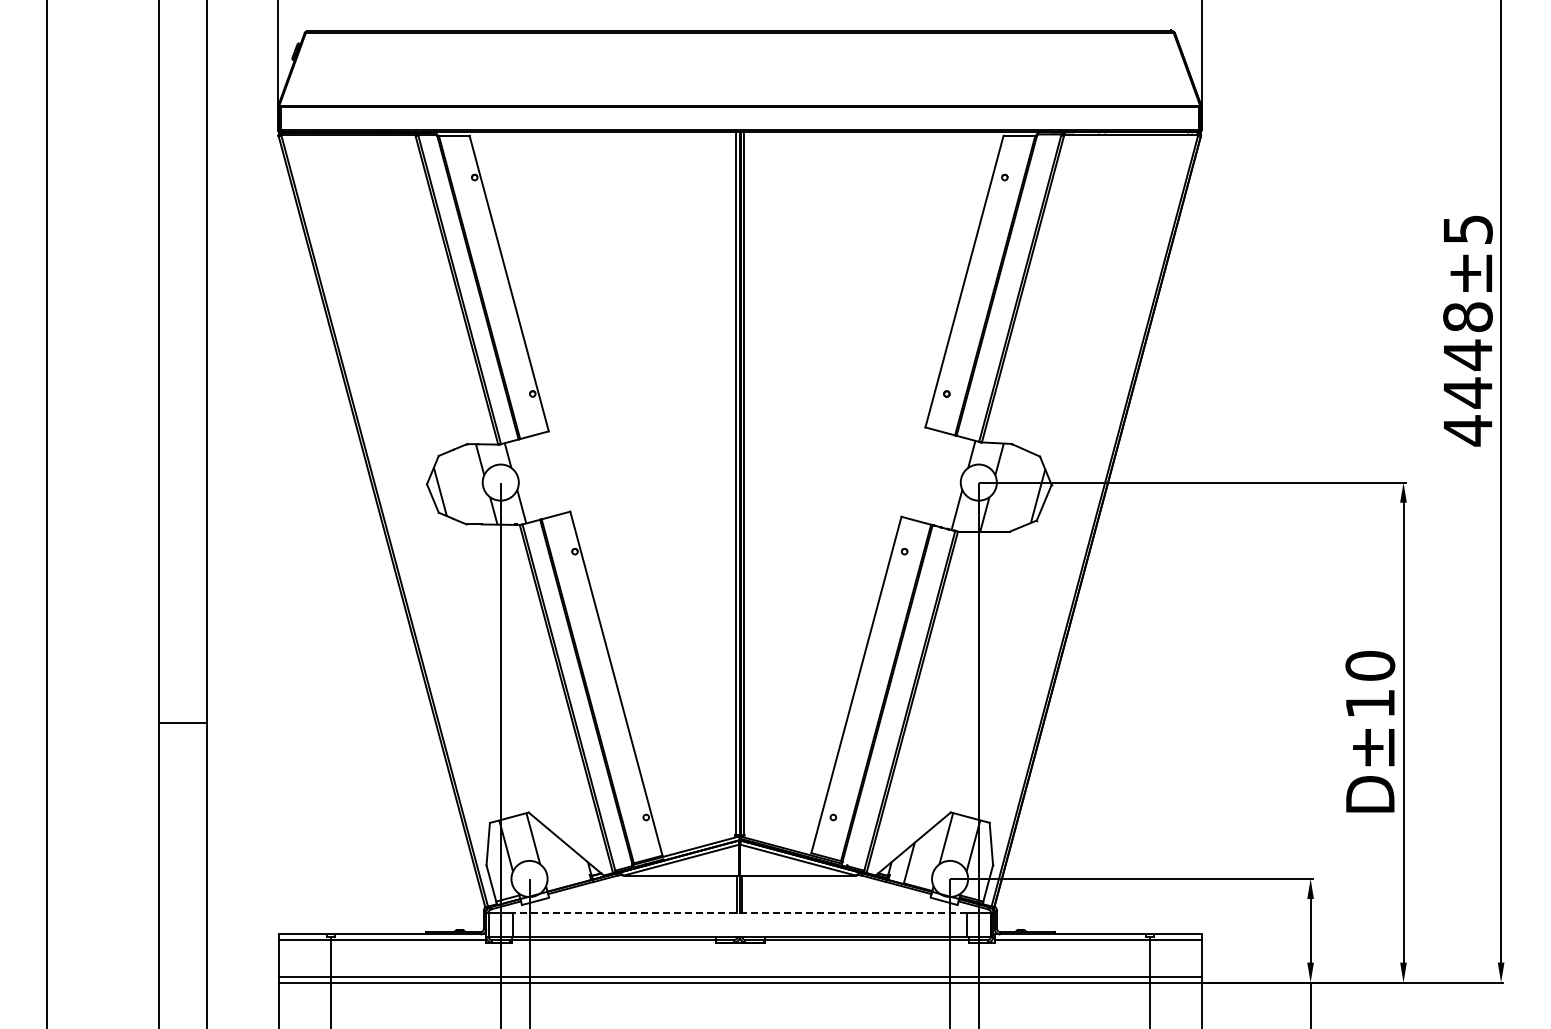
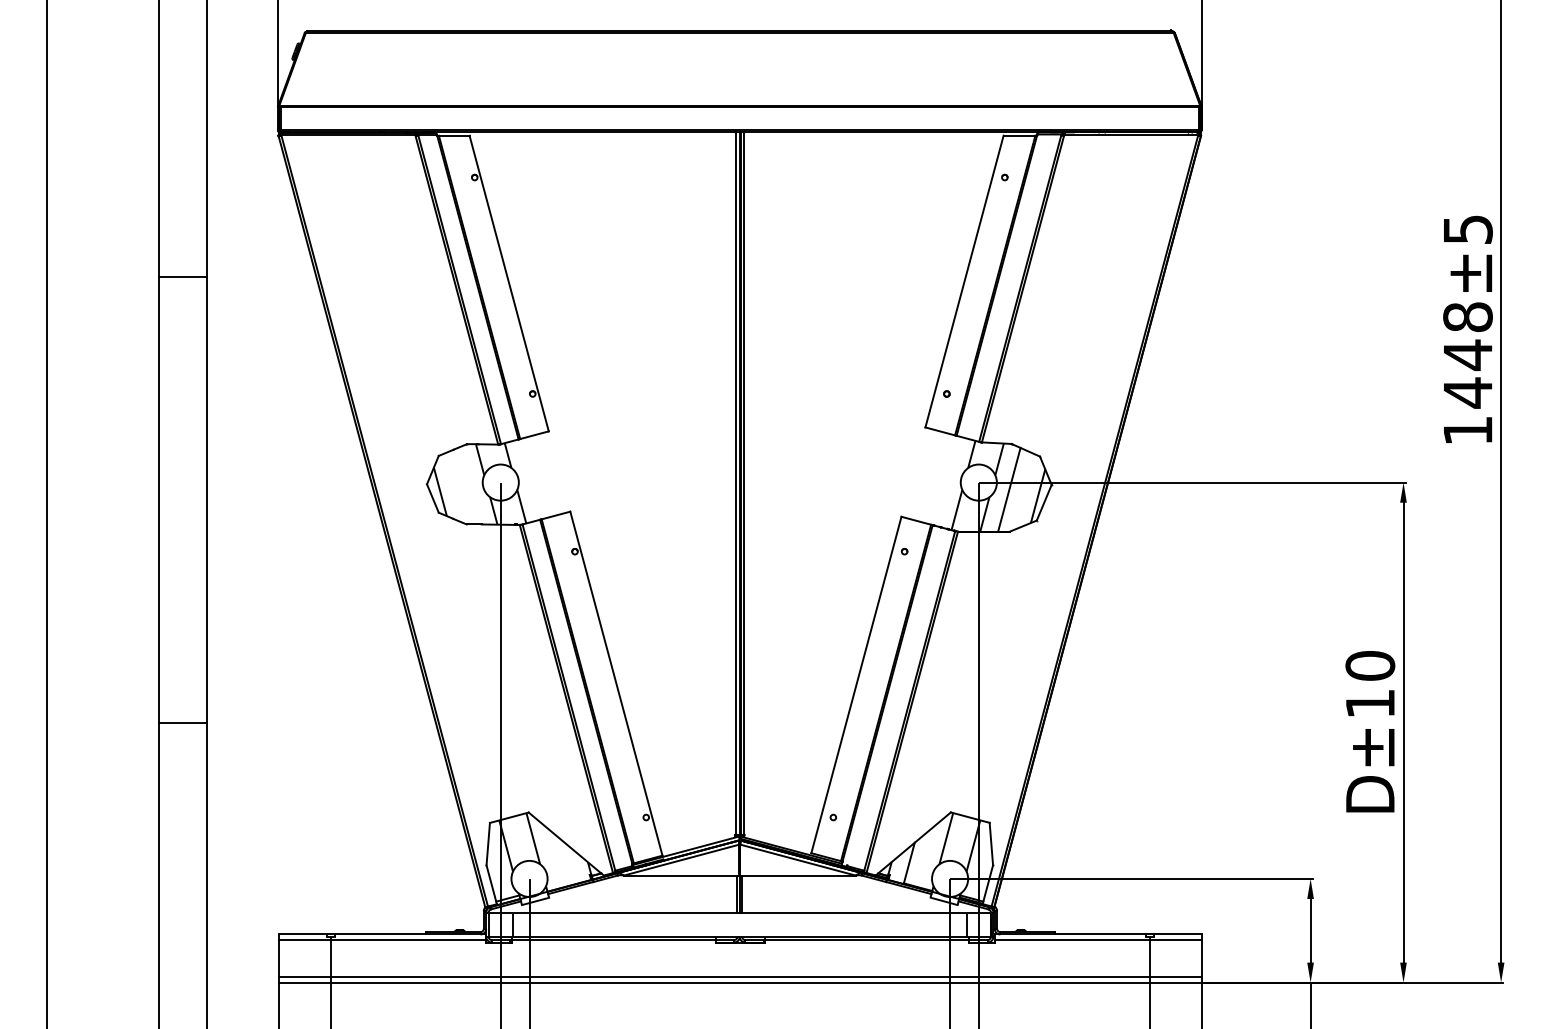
line: none -> present (182, 276)
text: 4448±5 -> 1448±5 (1468, 430)
line: none -> present (1009, 489)
line: dashed -> solid (739, 912)
